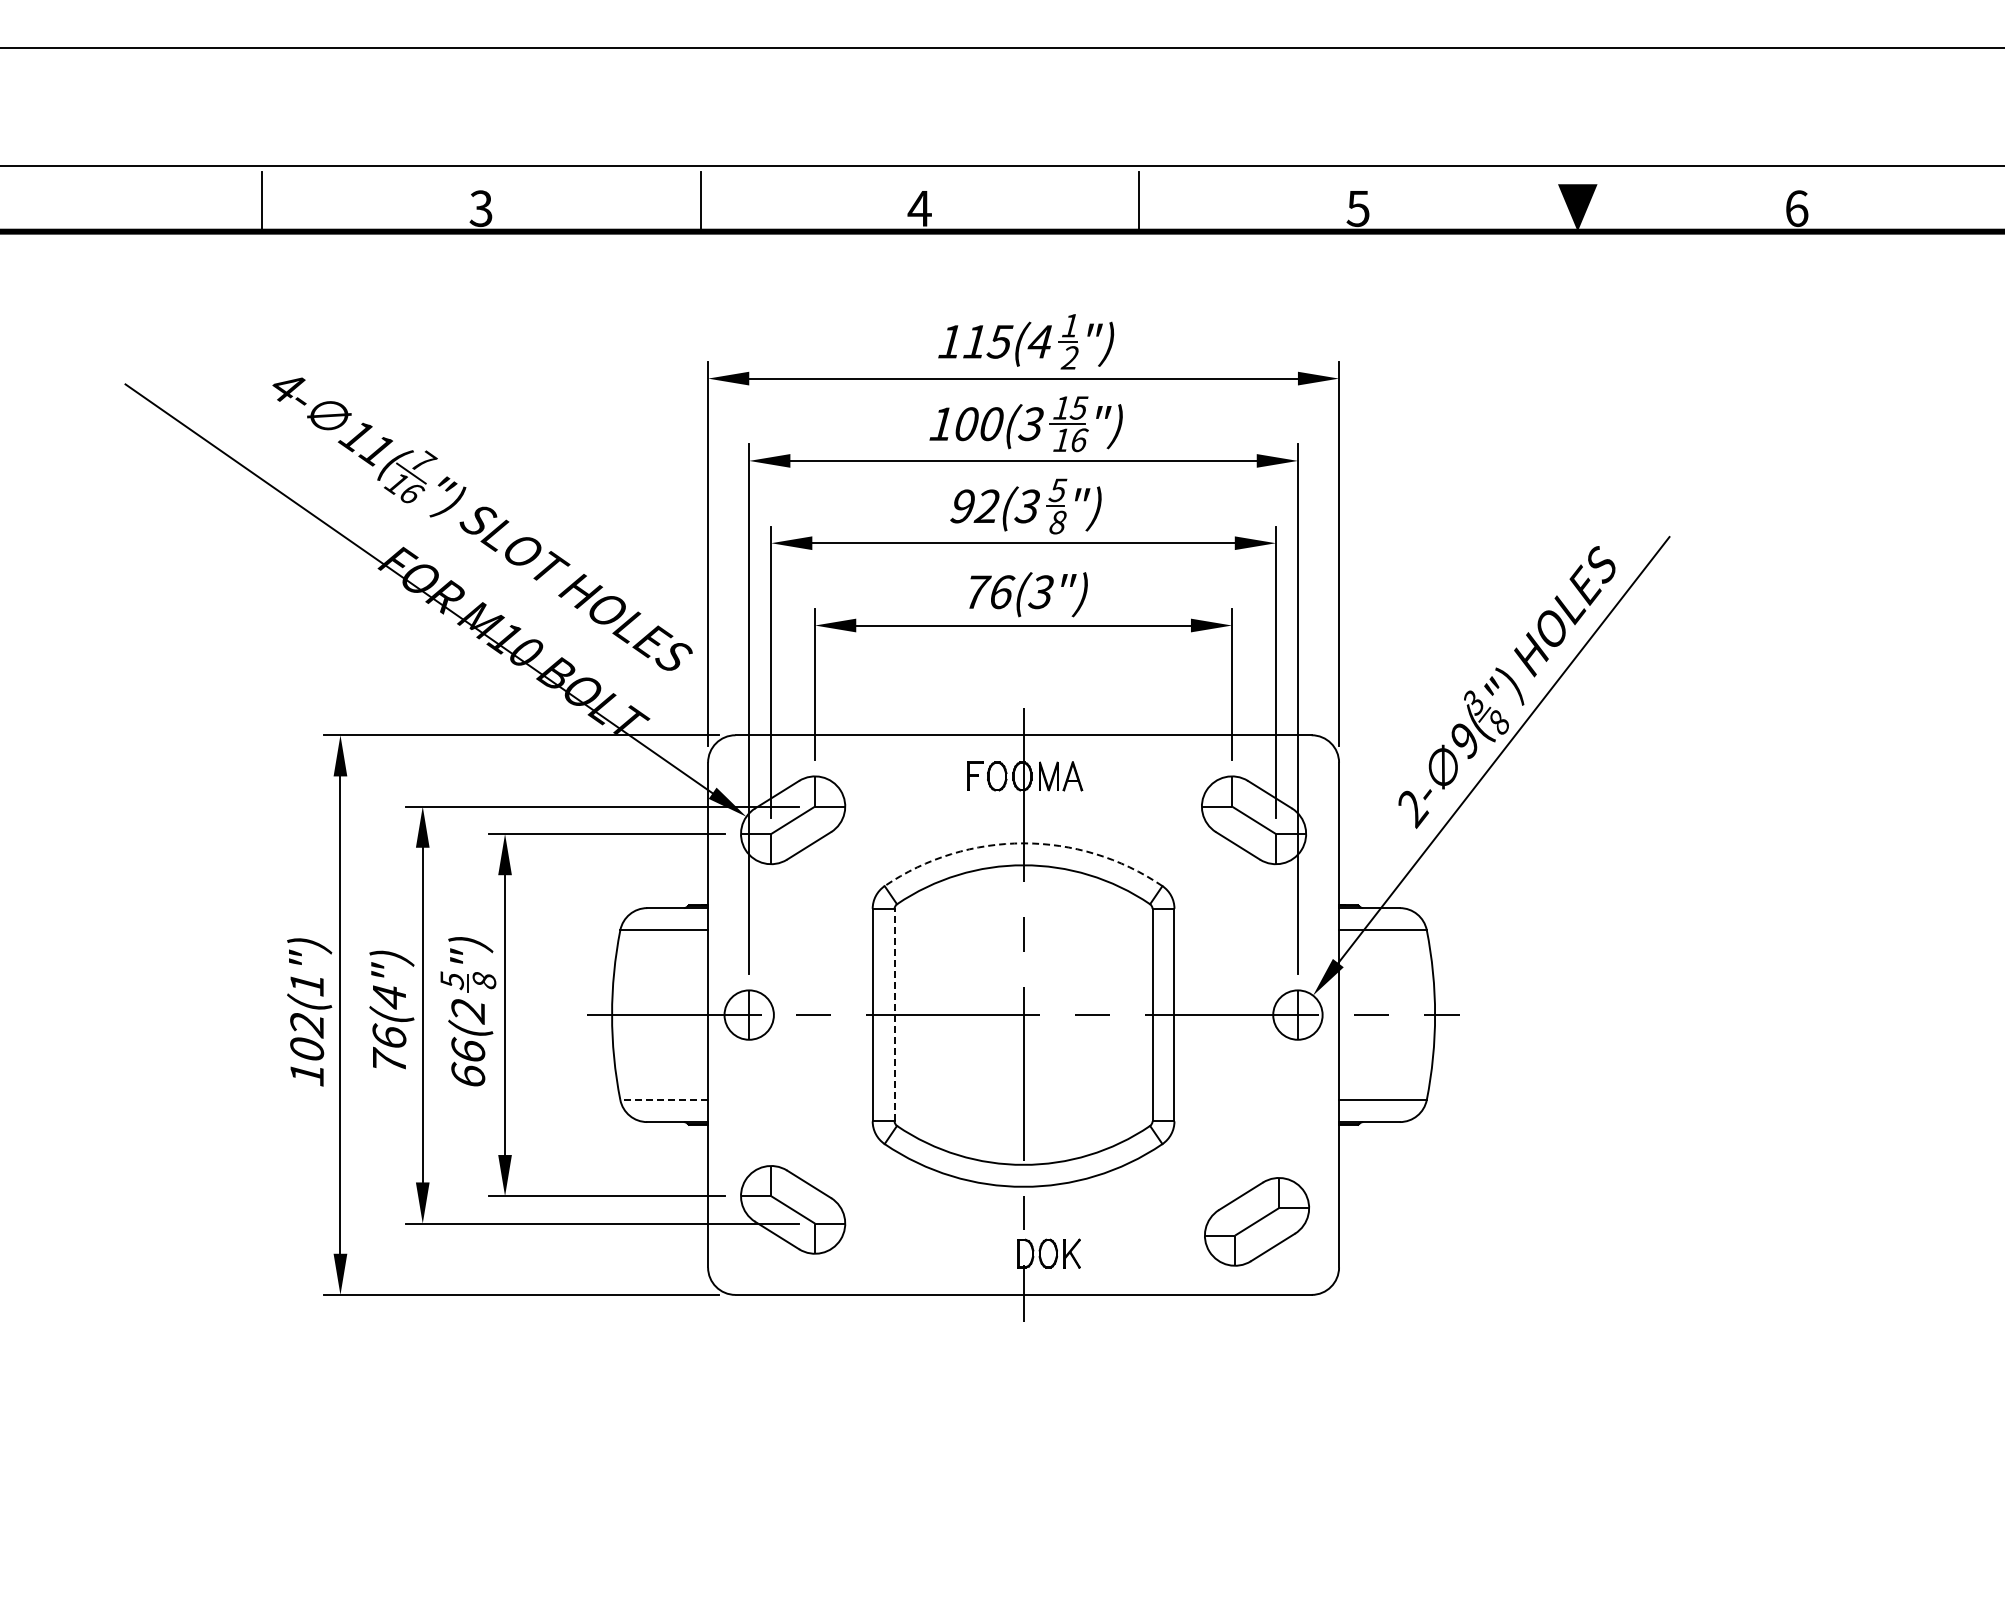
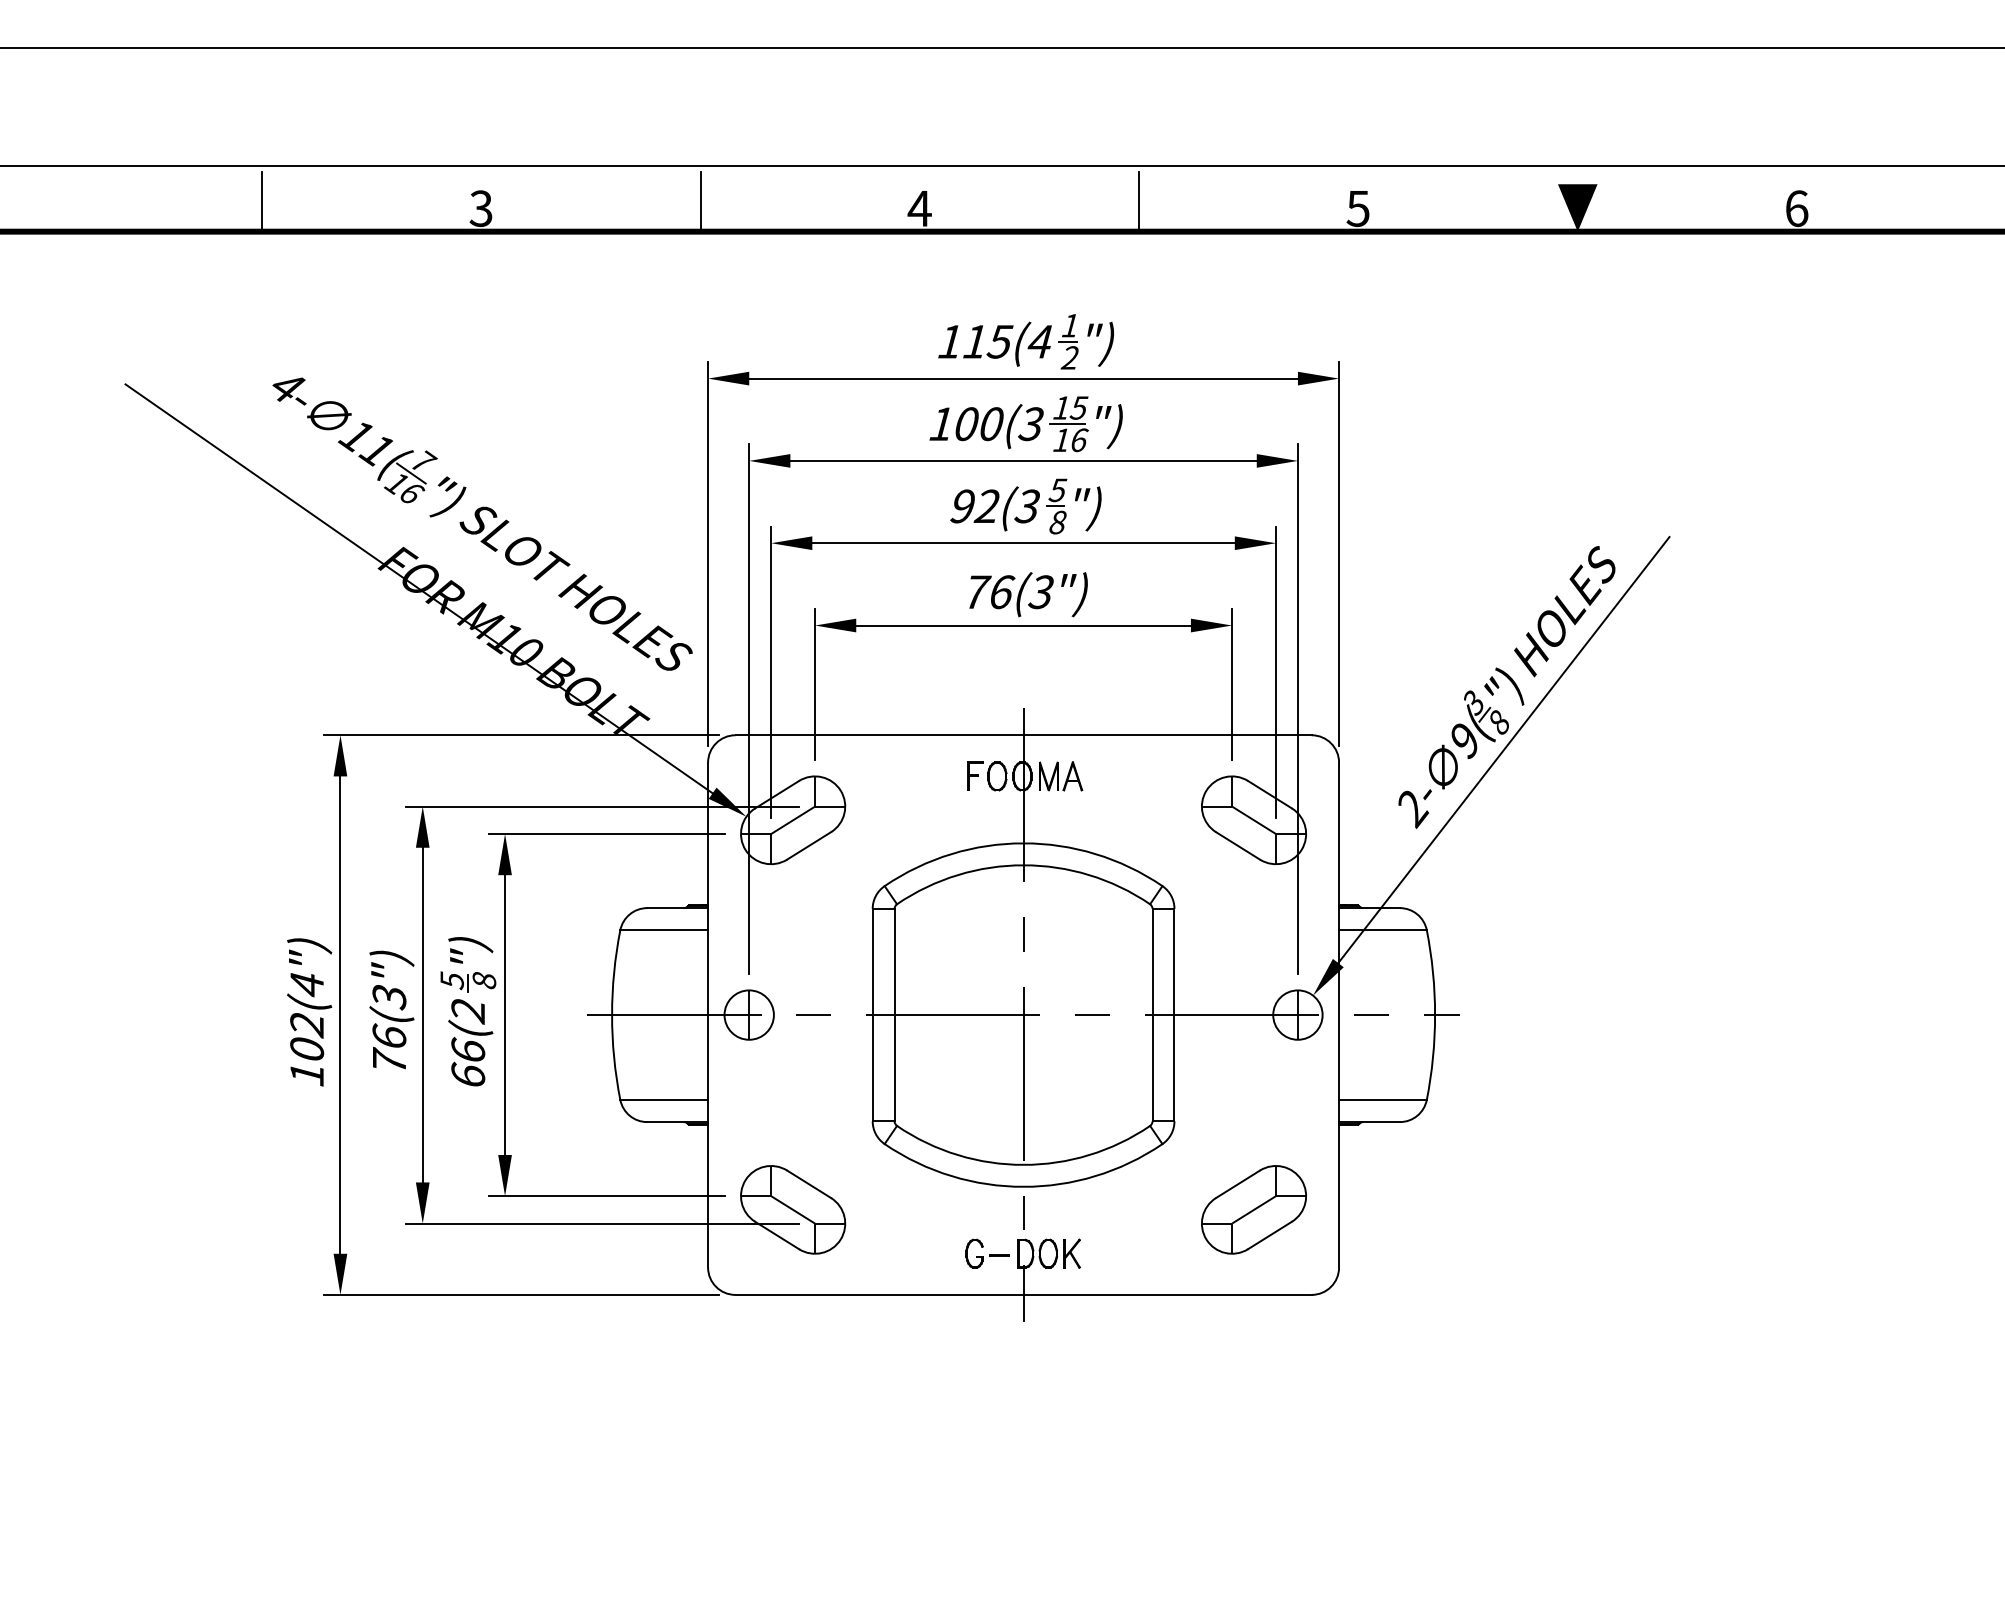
arc: dashed -> solid (1023, 843)
text: 102(1") -> 102(4") (306, 985)
text: 76(4") -> 76(3") (389, 997)
line: dashed -> solid (894, 1014)
line: dashed -> solid (664, 1099)
part position: (1256, 1221) -> (1253, 1209) (1253, 1209)
part: none -> present (987, 1253)
